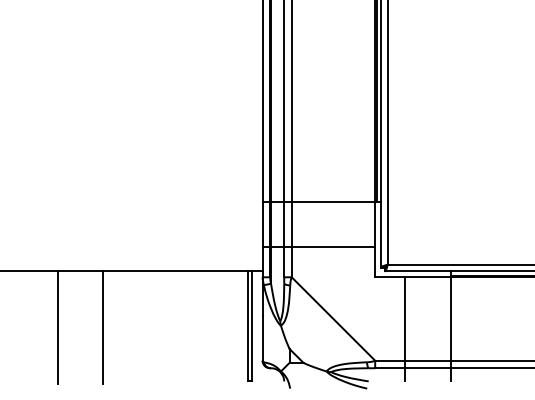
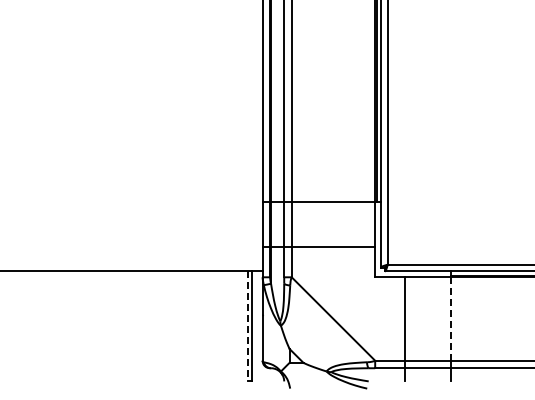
line: solid -> dashed (450, 318)
line: solid -> dashed (247, 326)
line: present -> none (57, 327)
line: present -> none (102, 327)
